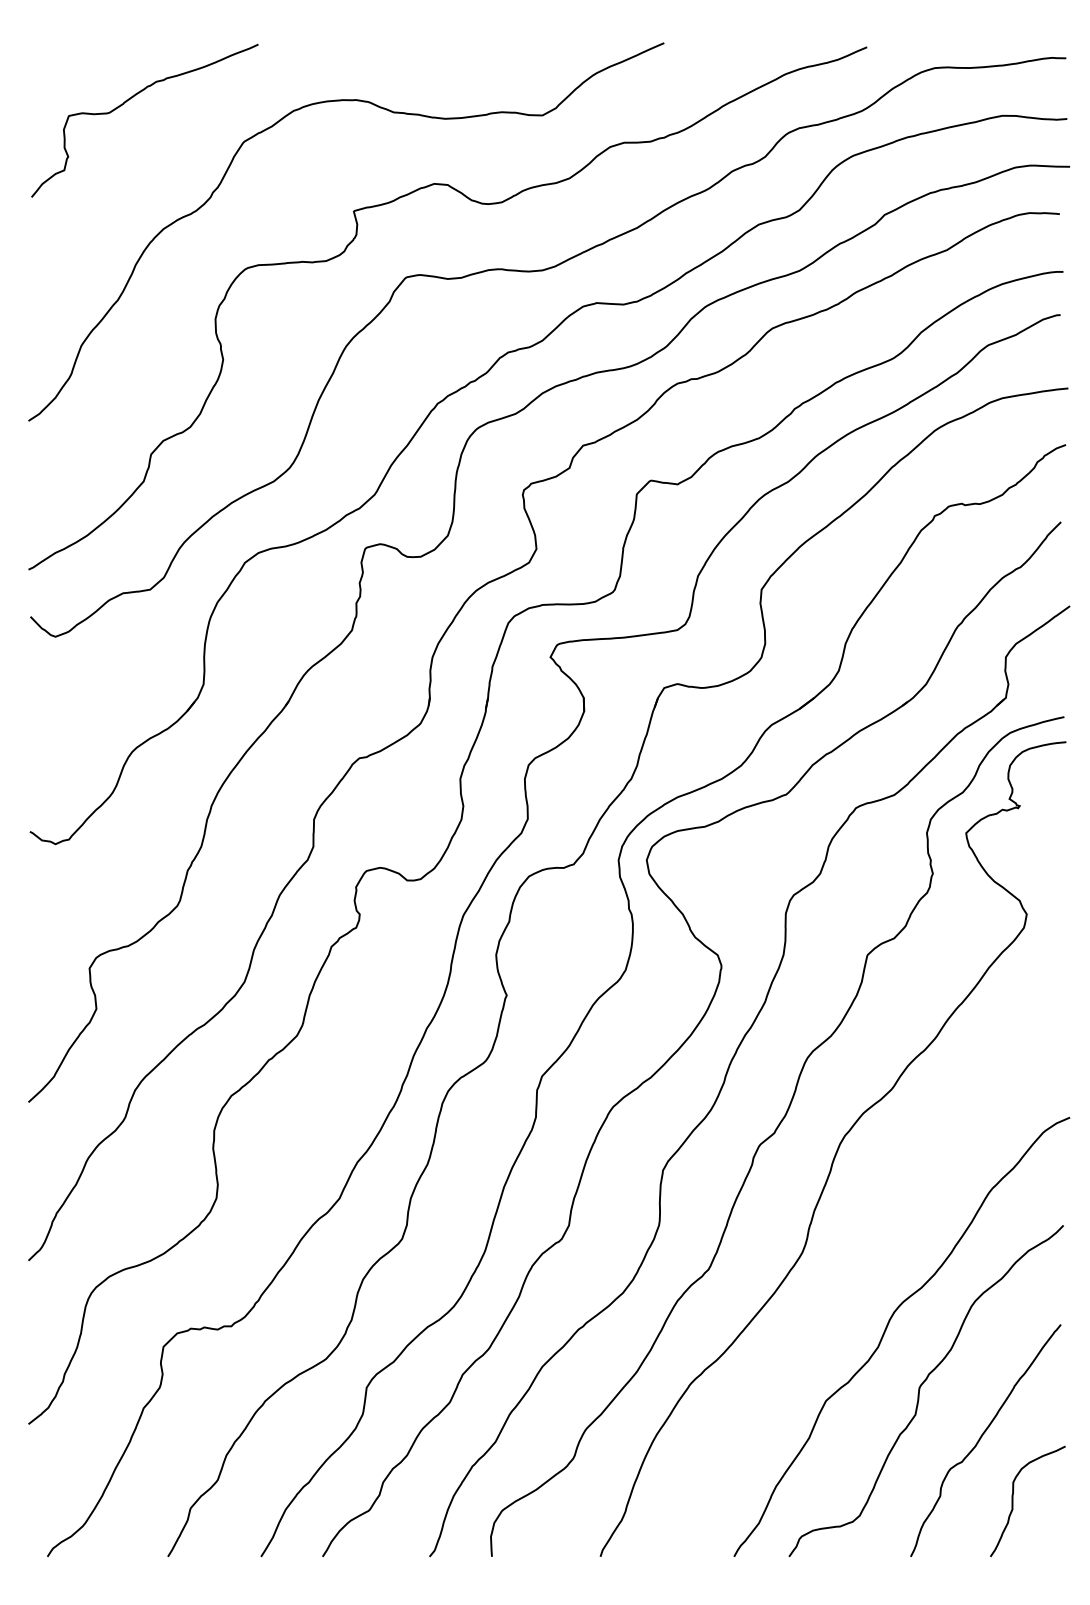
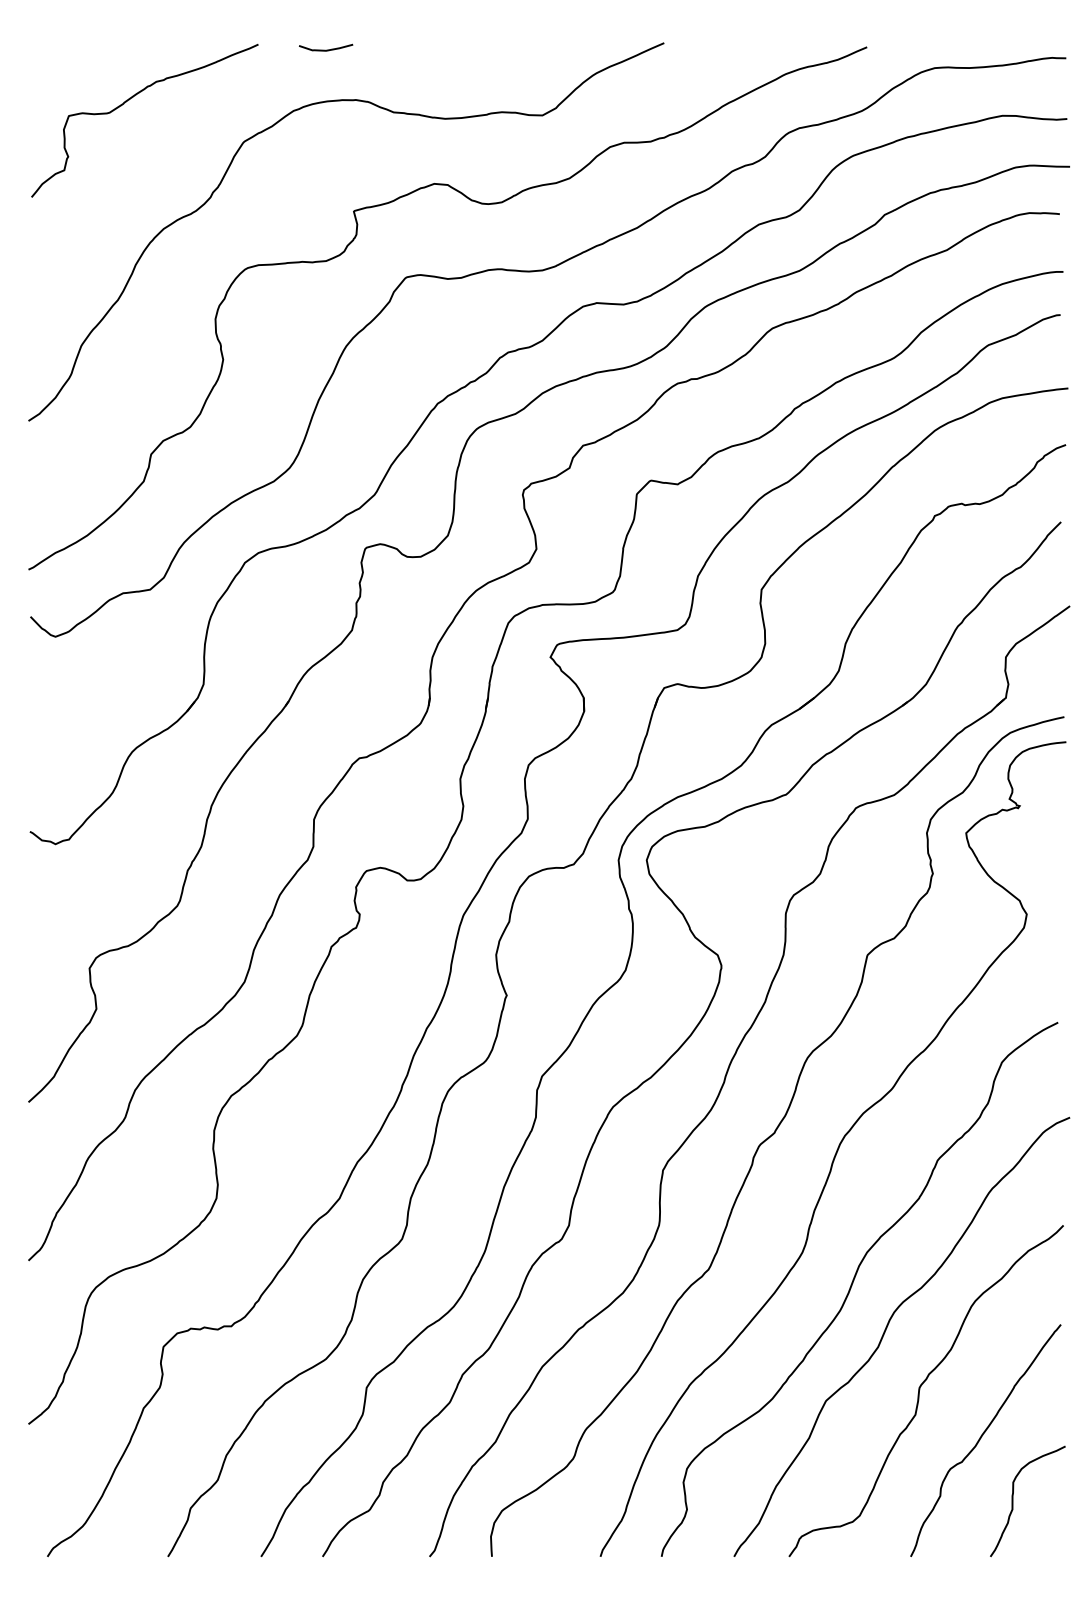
curve: none -> present (326, 49)
curve: none -> present (852, 1286)
